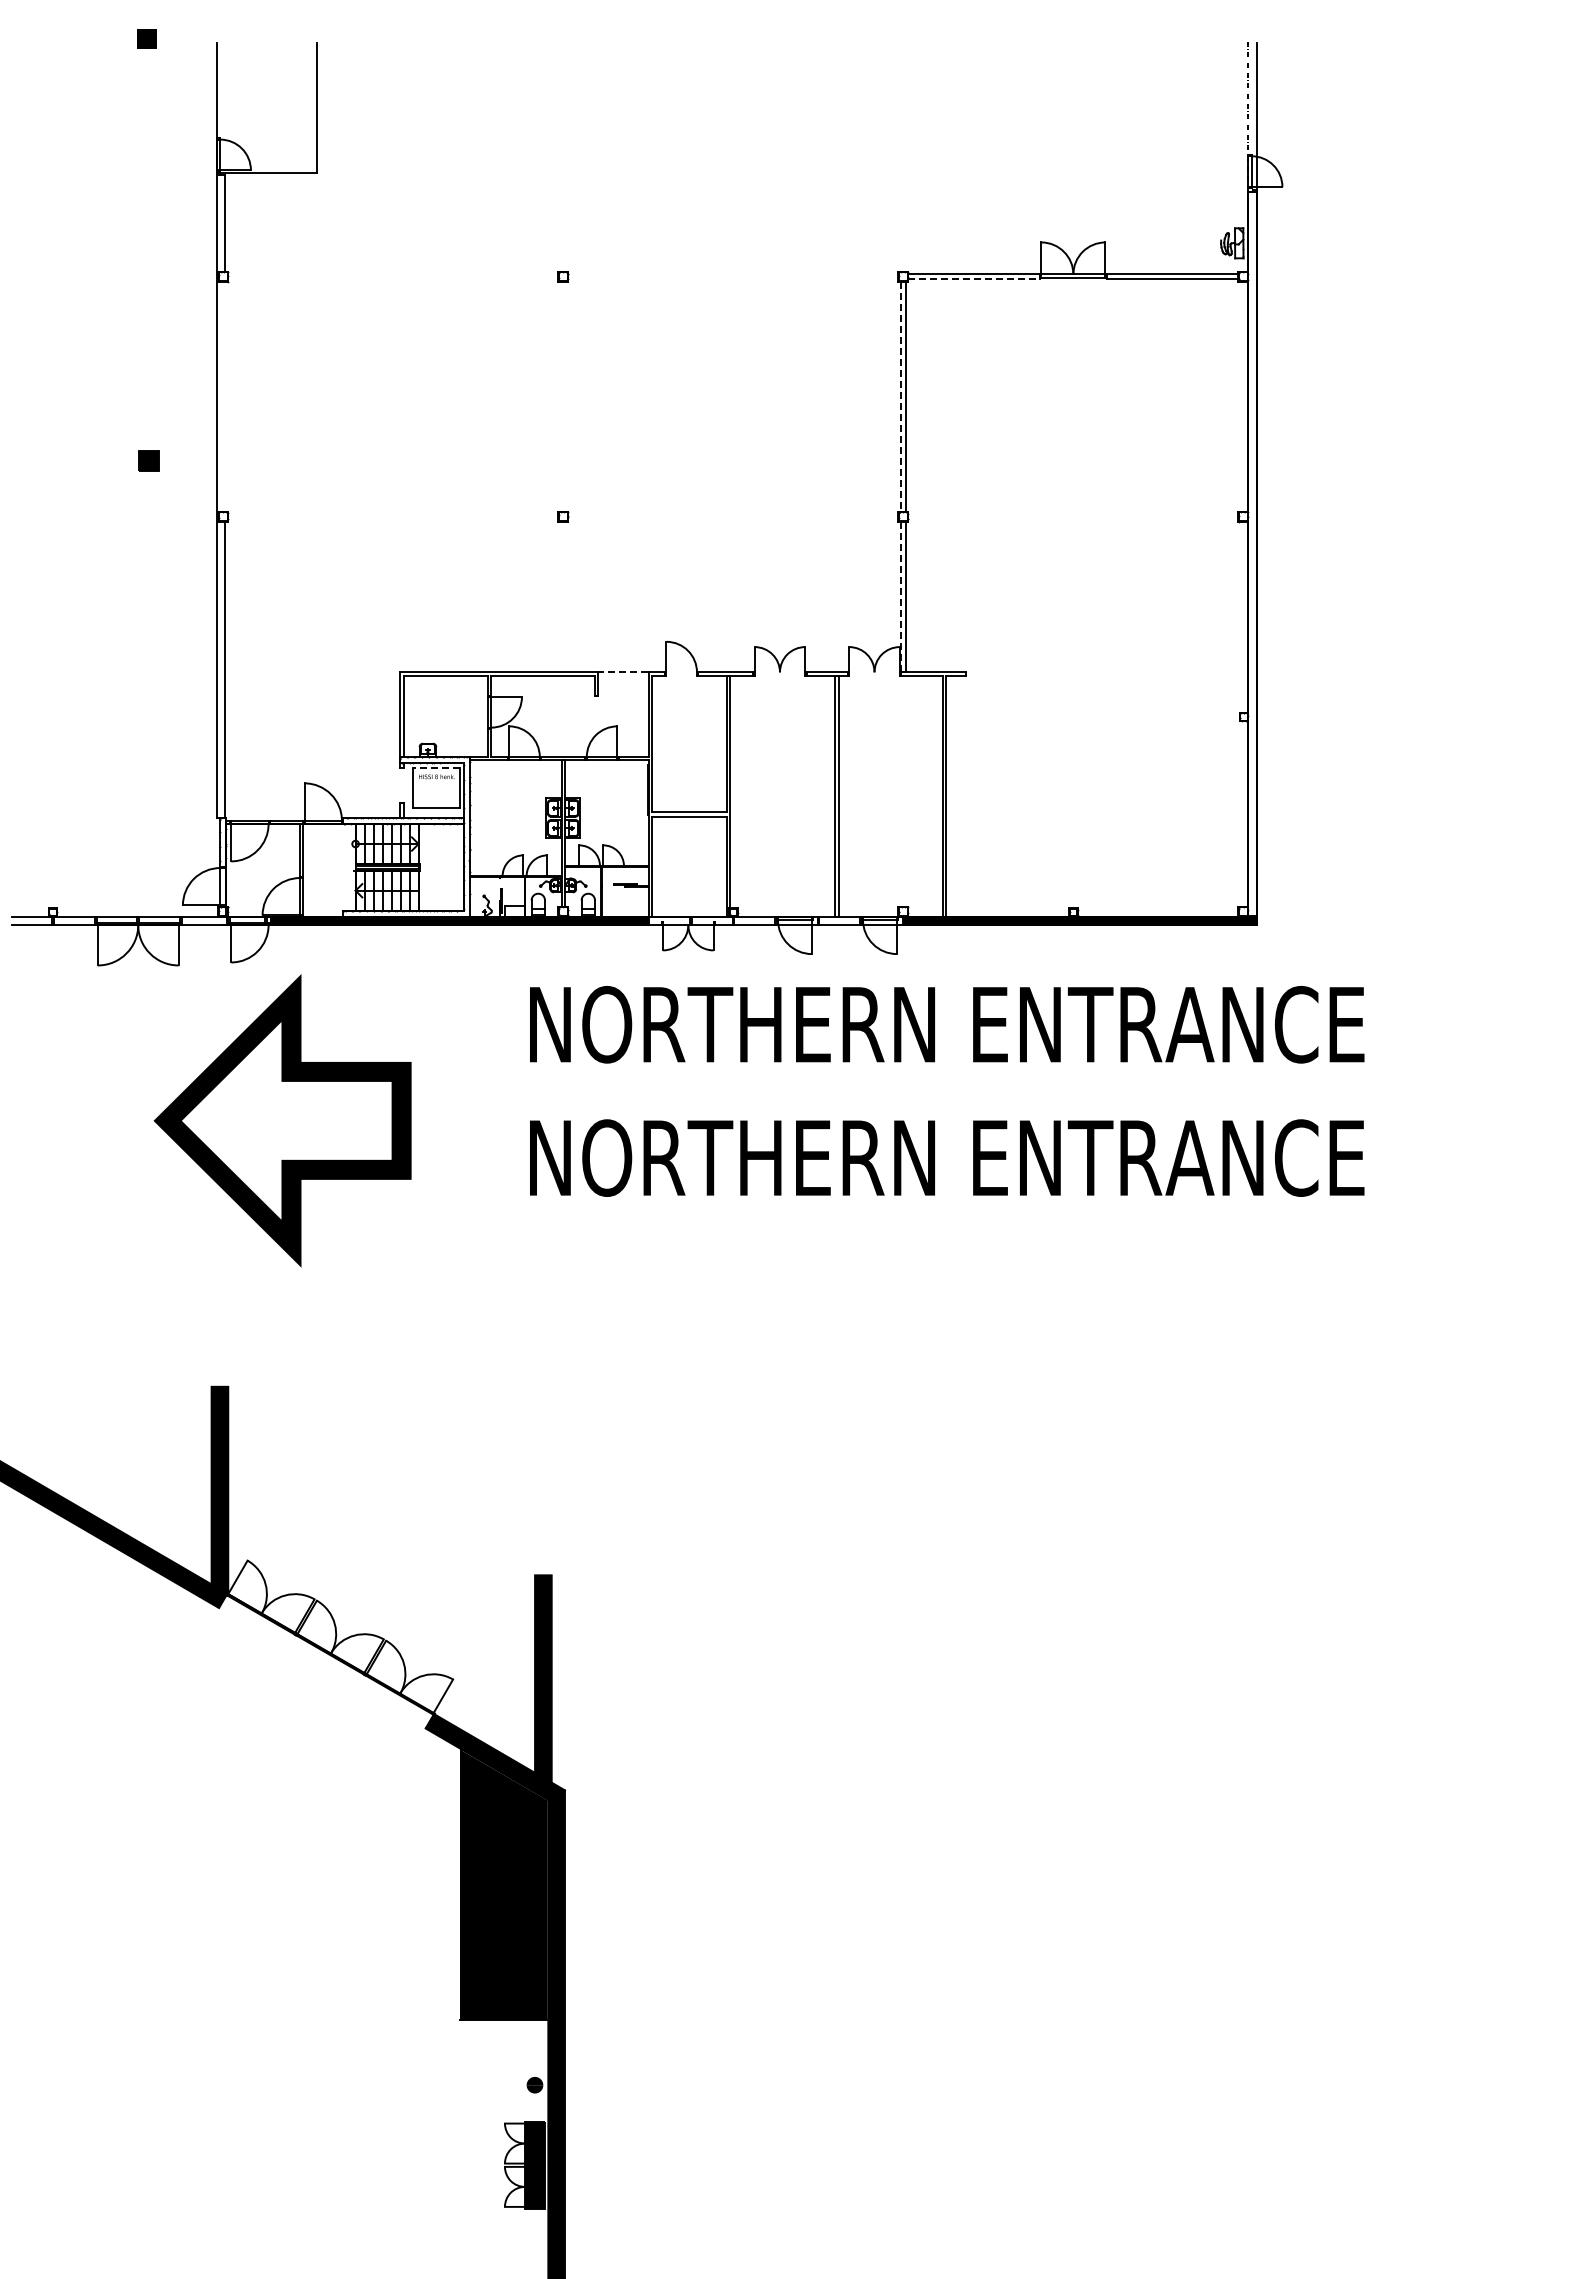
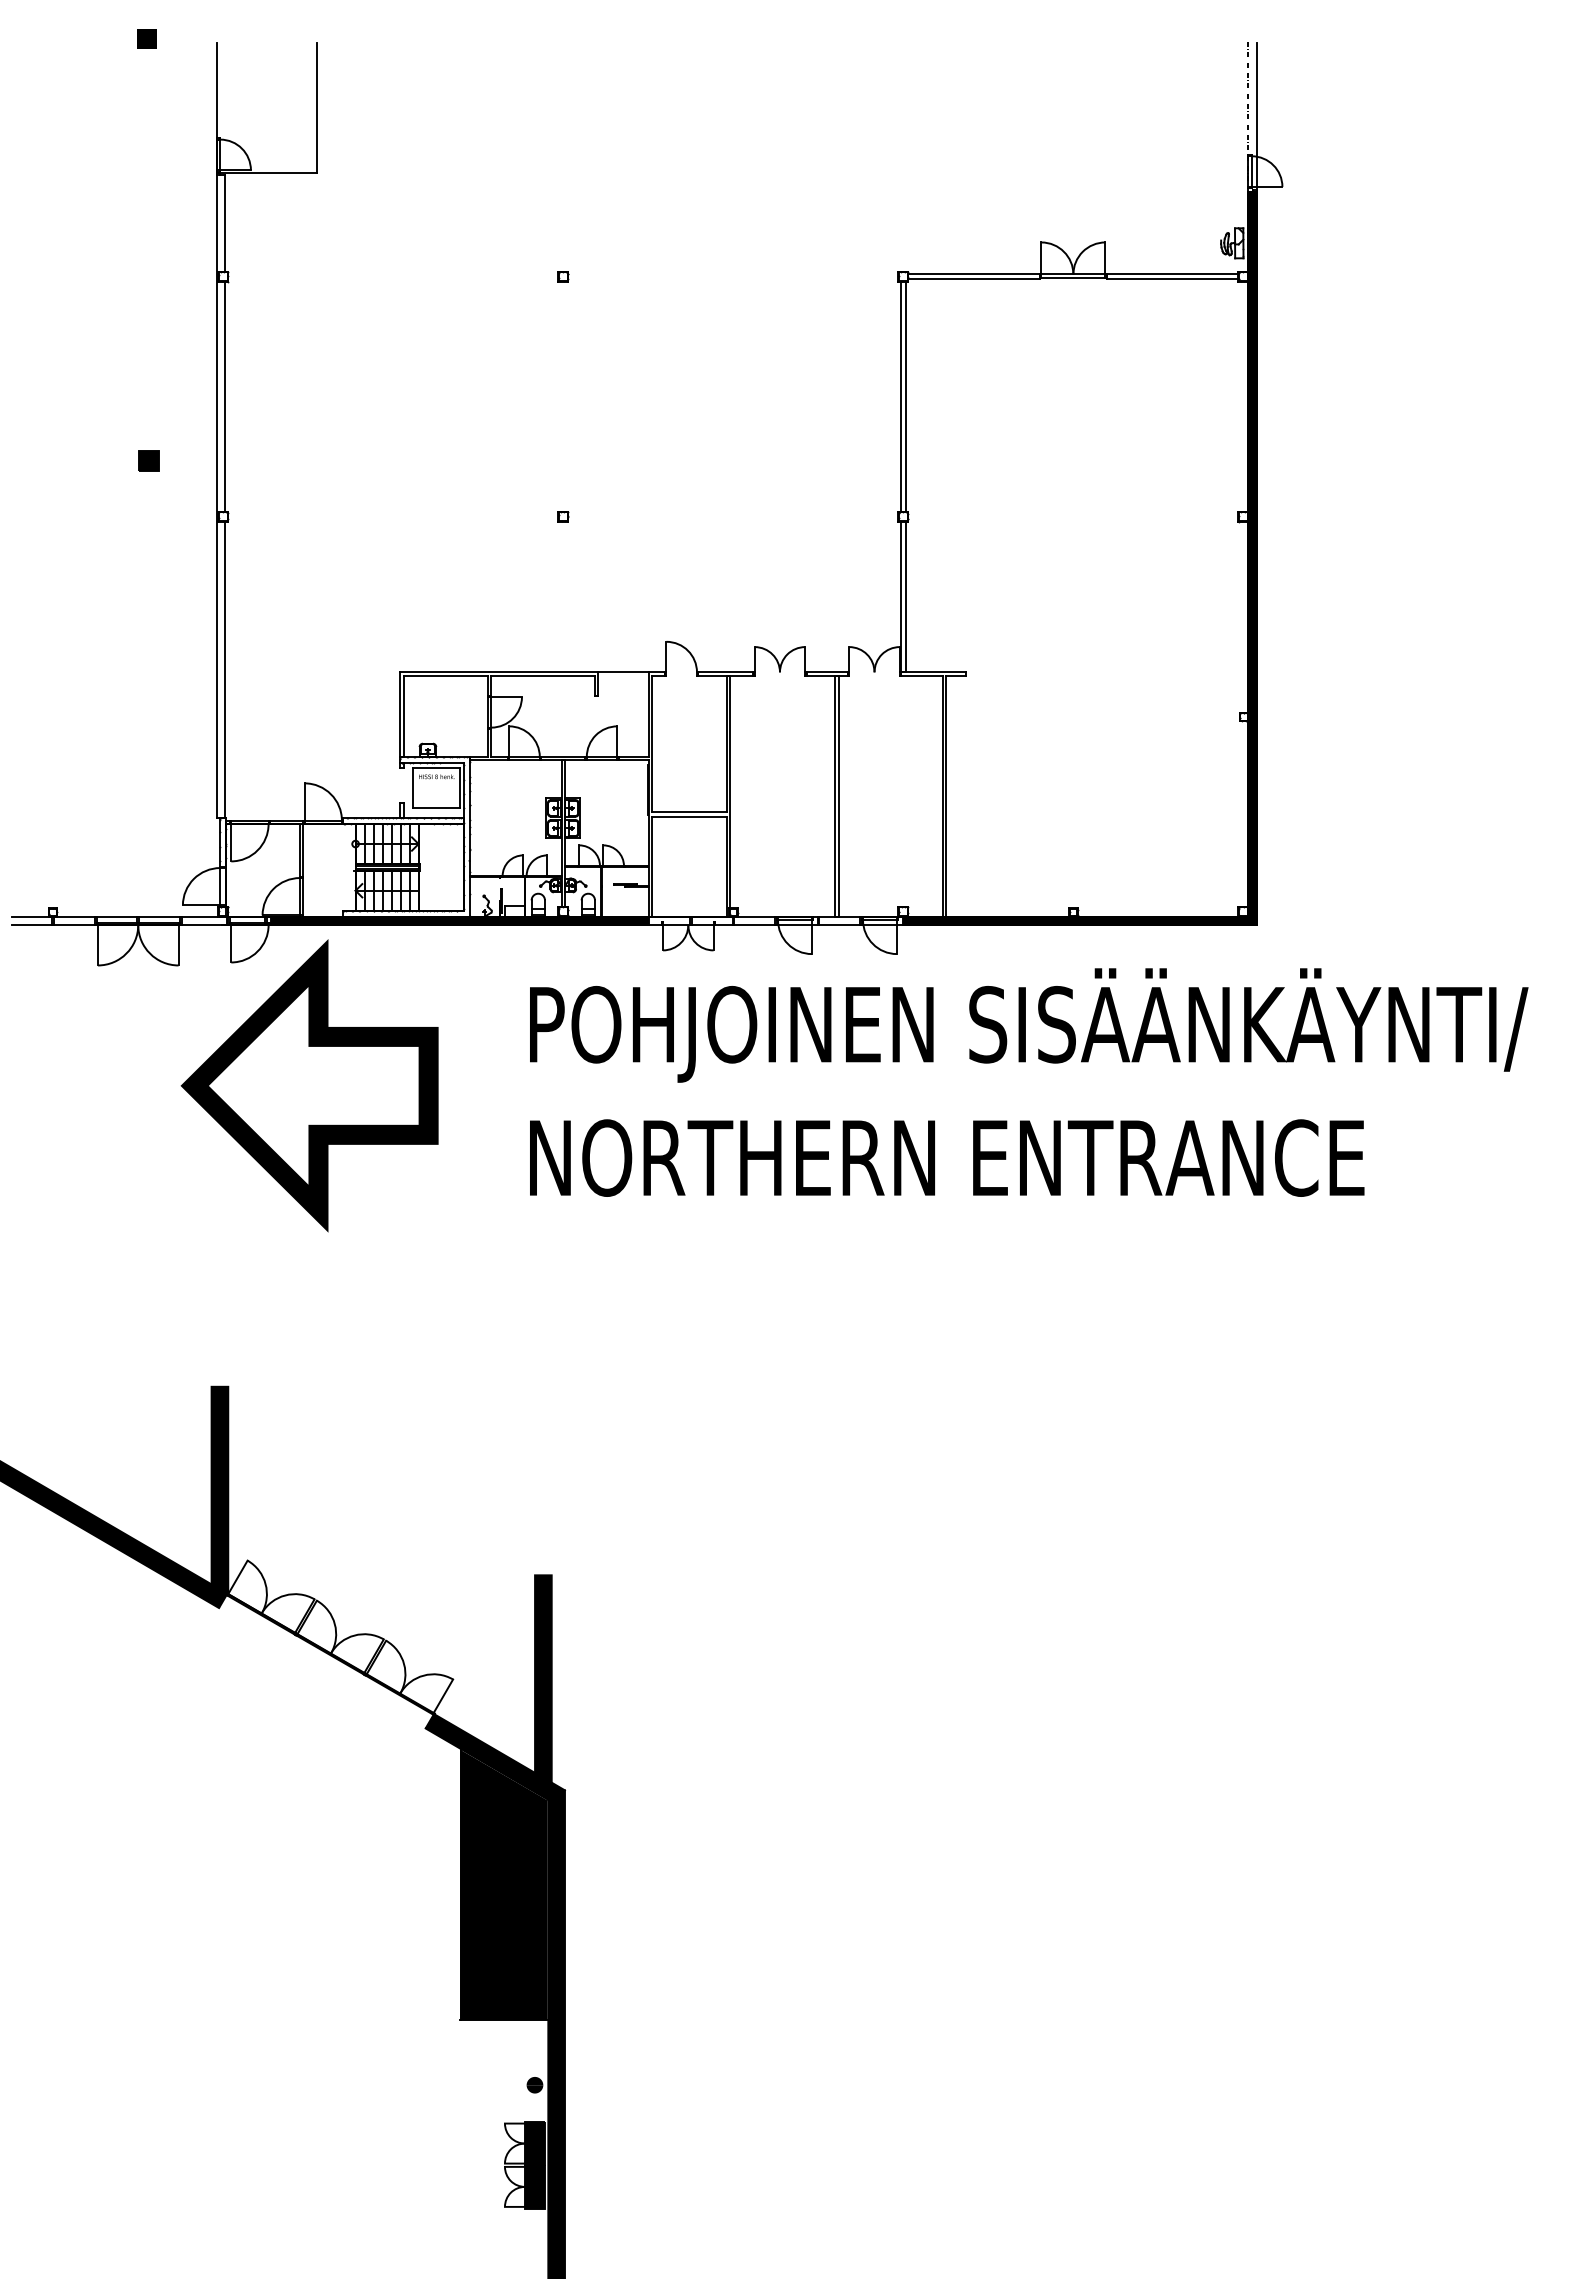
line: dashed -> solid (974, 278)
line: none -> present (224, 396)
line: dashed -> solid (901, 397)
fill: none -> present (1252, 554)
line: dashed -> solid (901, 597)
line: dashed -> solid (622, 672)
line: dashed -> solid (436, 768)
text: NORTHERN ENTRANCE -> POHJOINEN SISÄÄNKÄYNTI/ (1032, 1025)
part position: (282, 1120) -> (309, 1085) (309, 1085)
